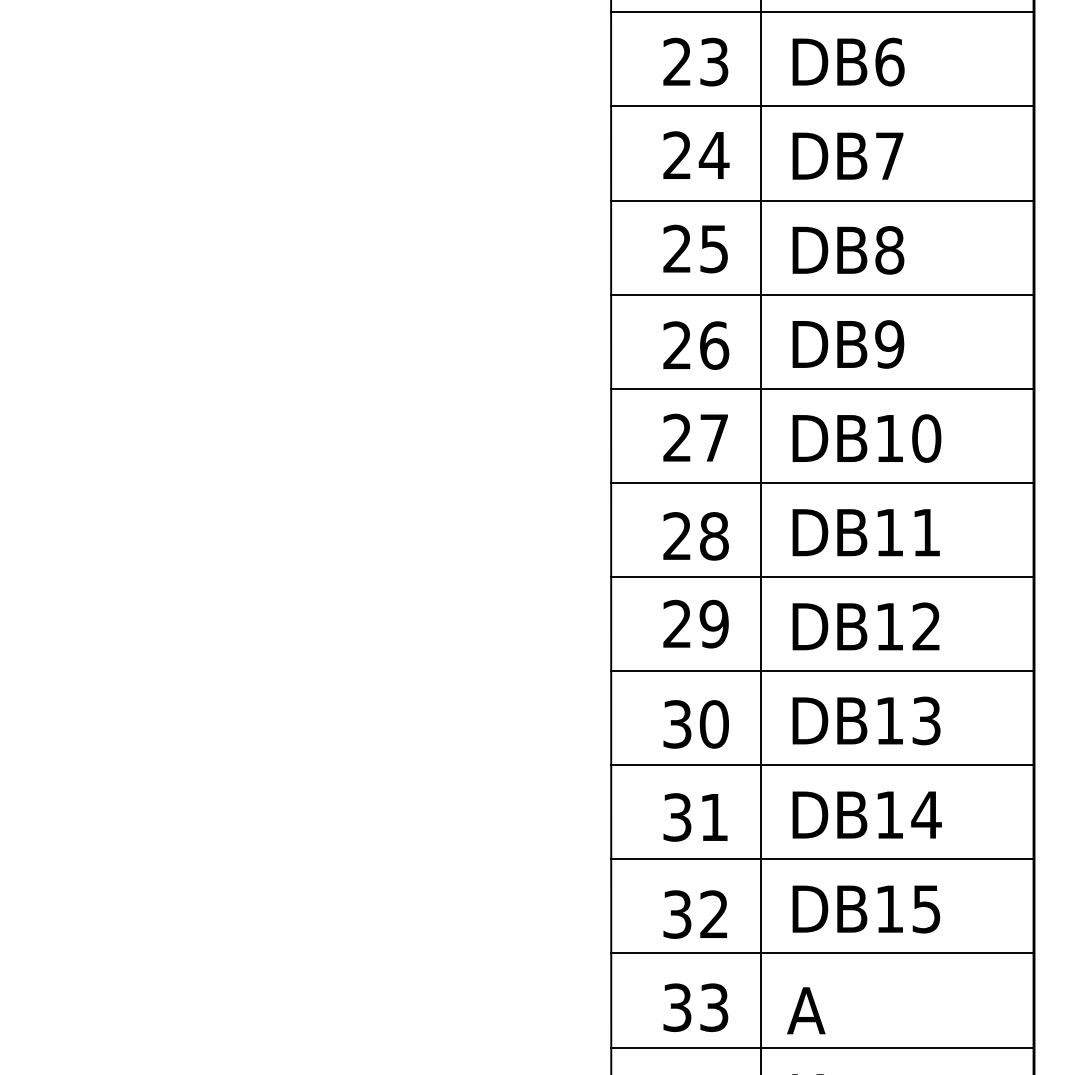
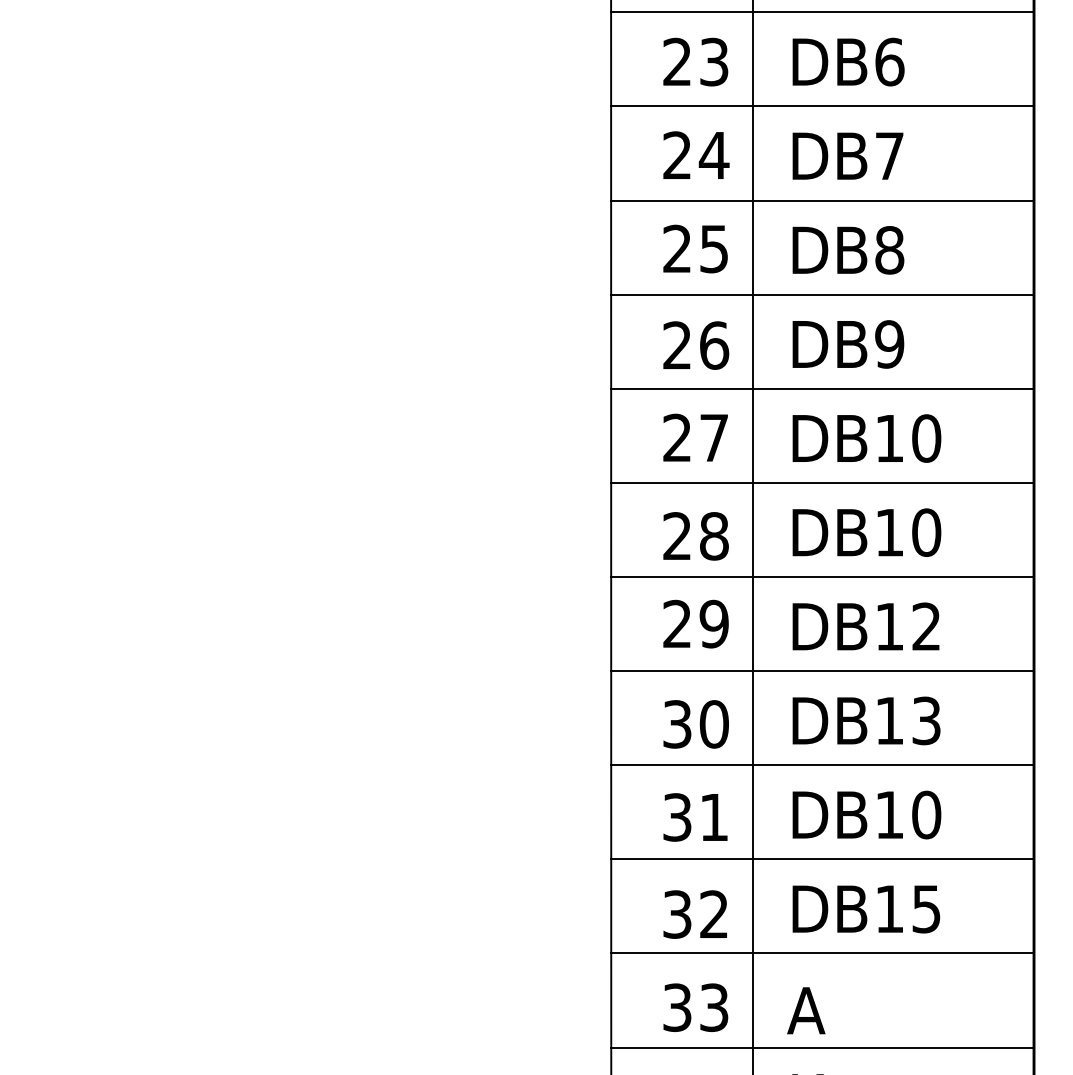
text: DB11 -> DB10 (926, 532)
line position: (761, 536) -> (753, 536) (753, 536)
text: DB14 -> DB10 (926, 814)
